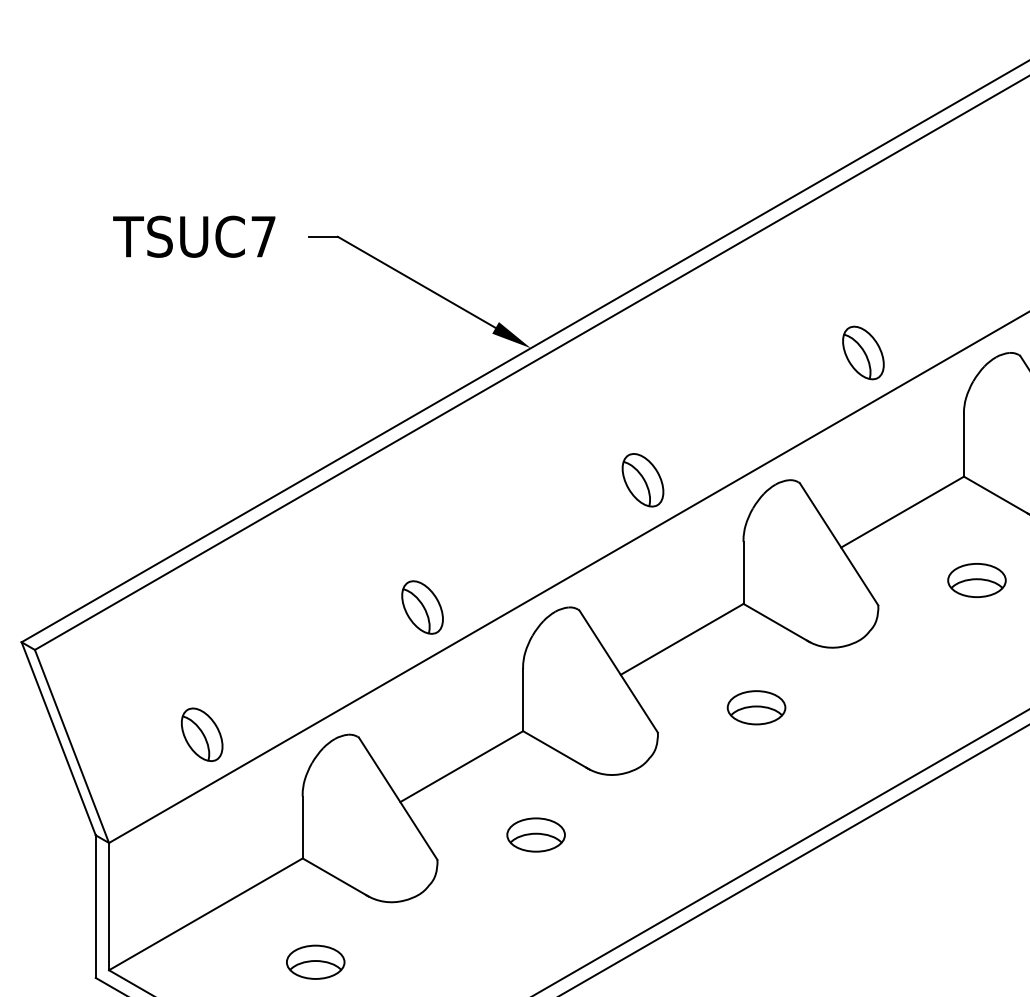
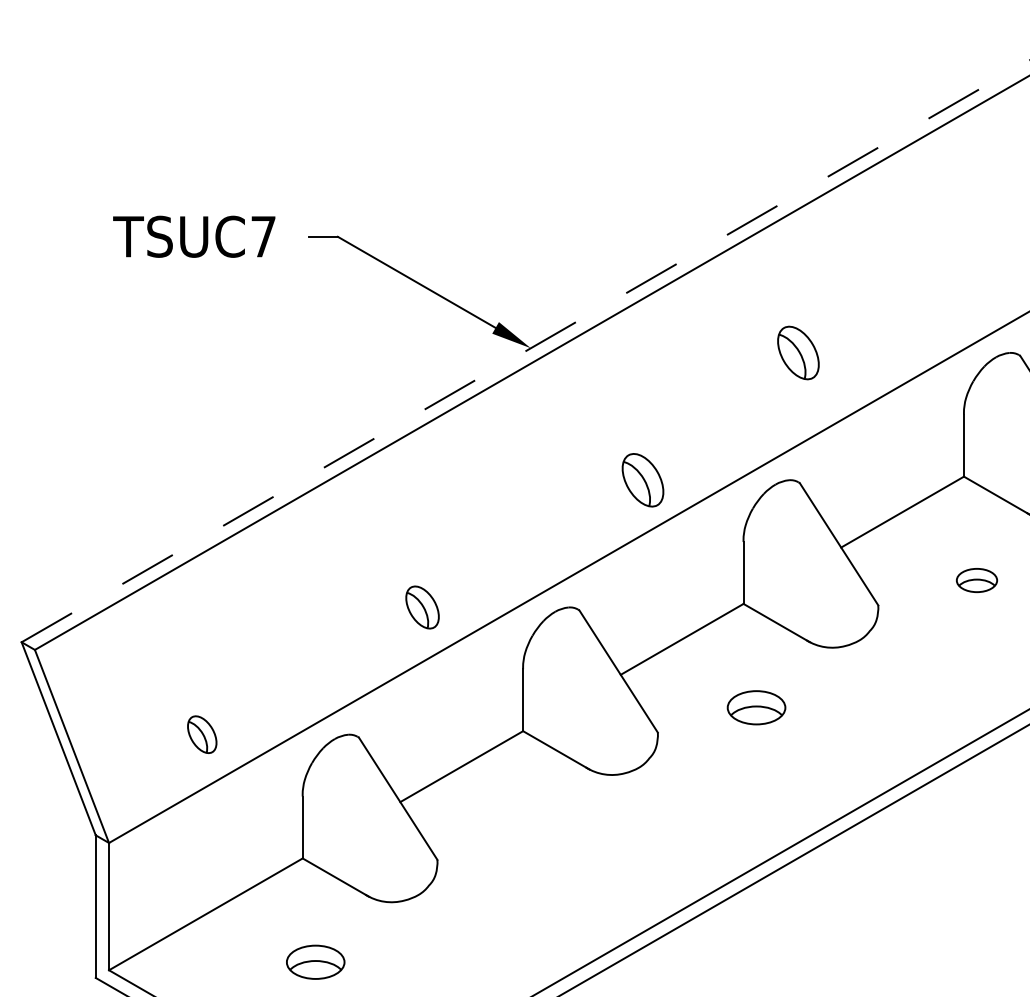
line: solid -> dashed (525, 351)
part position: (863, 352) -> (798, 352) (798, 352)
part size: 60x35 px -> 43x25 px (977, 580)
part size: 43x55 px -> 35x45 px (422, 607)
part size: 43x55 px -> 31x39 px (202, 734)
part: present -> none (535, 834)
